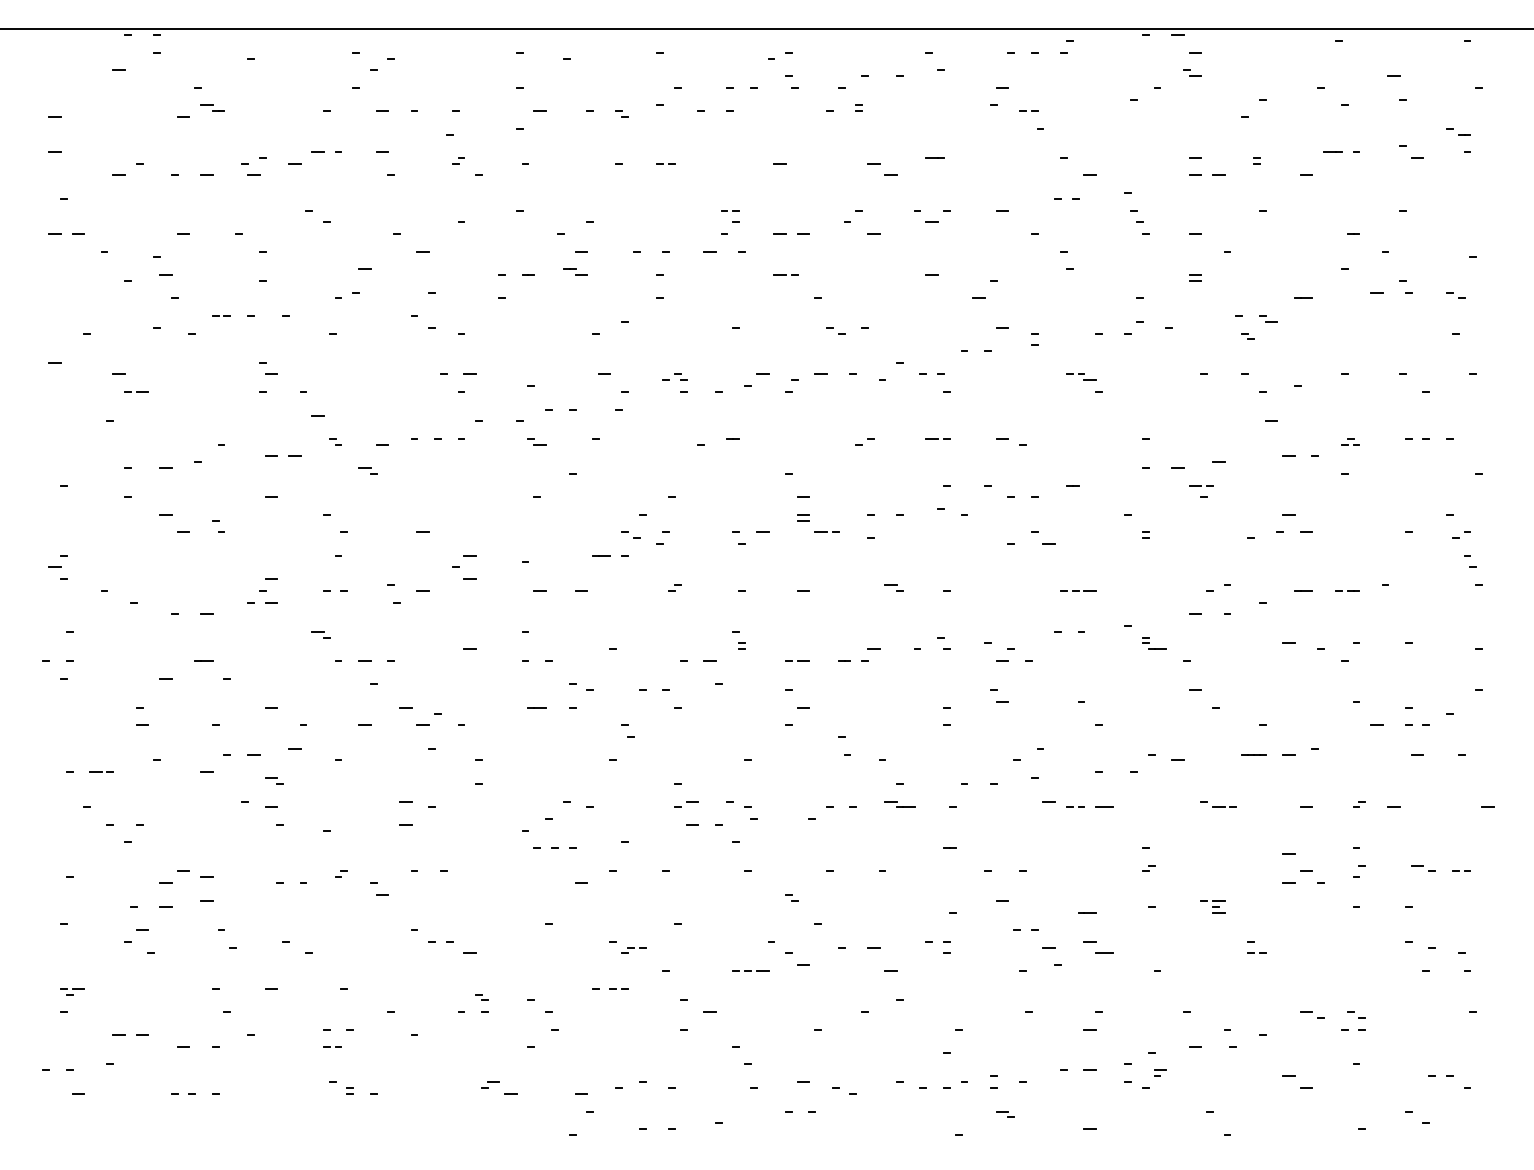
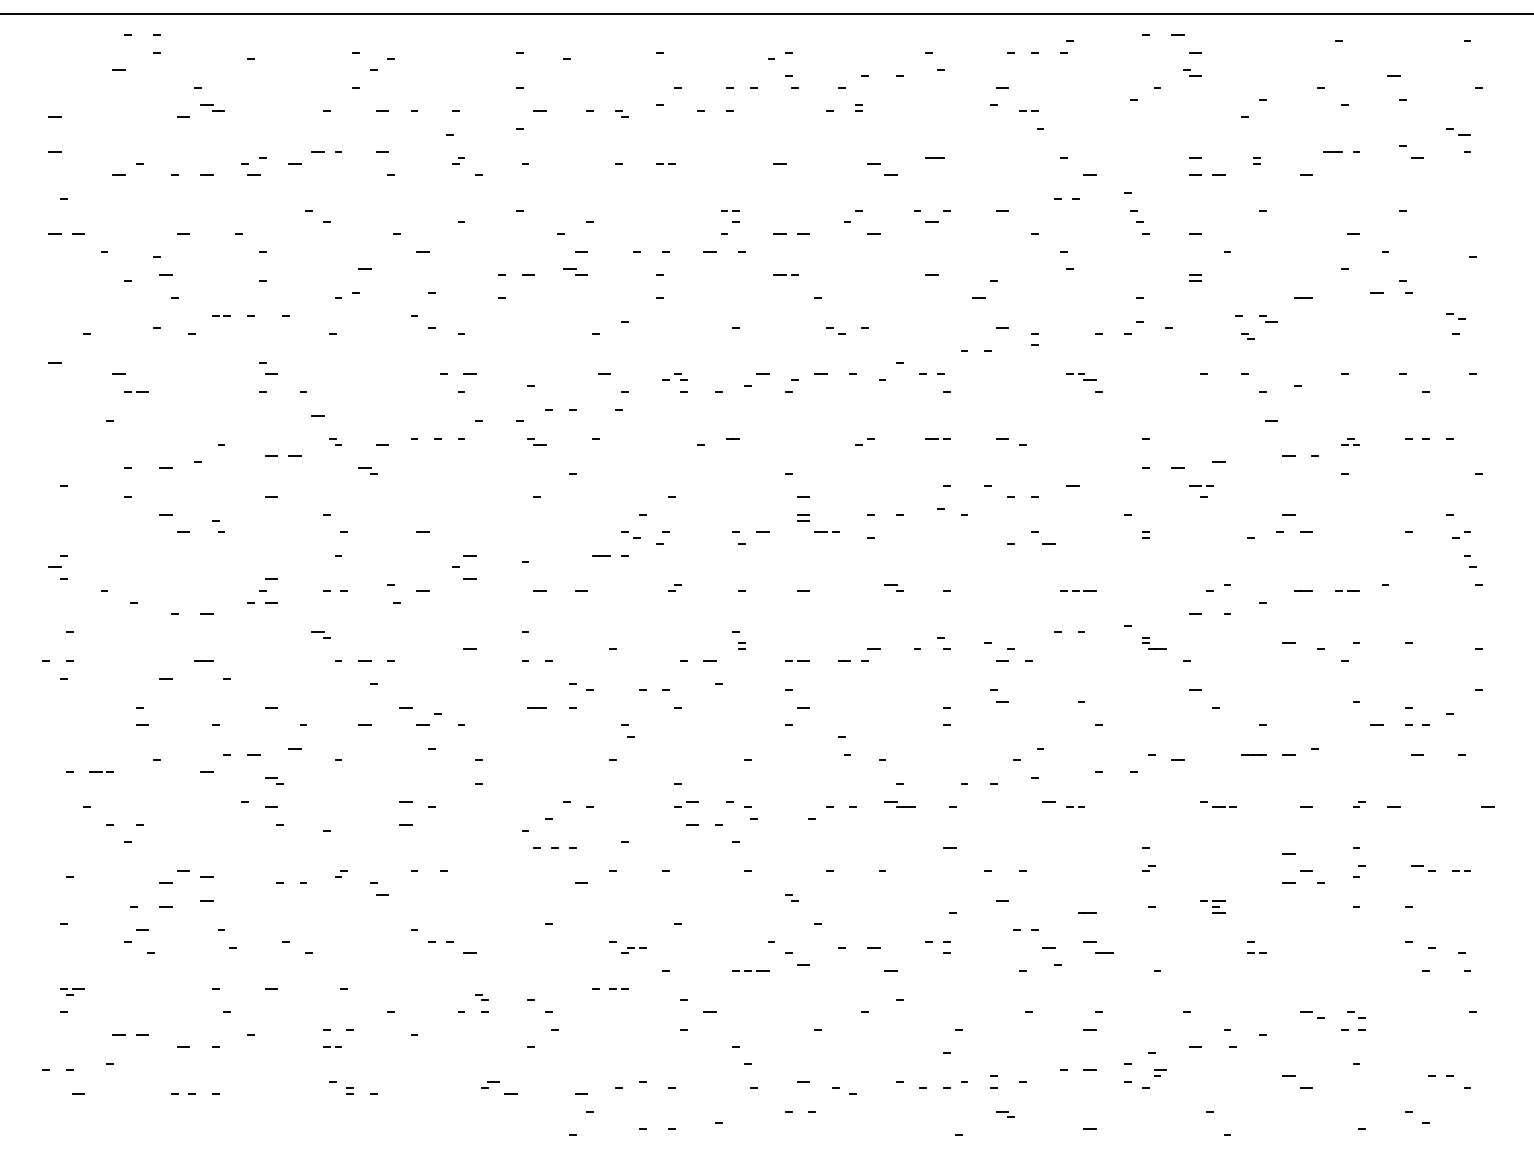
line position: (766, 29) -> (766, 14) (766, 14)
part position: (1455, 295) -> (1455, 316) (1455, 316)
line: present -> none (1104, 806)
